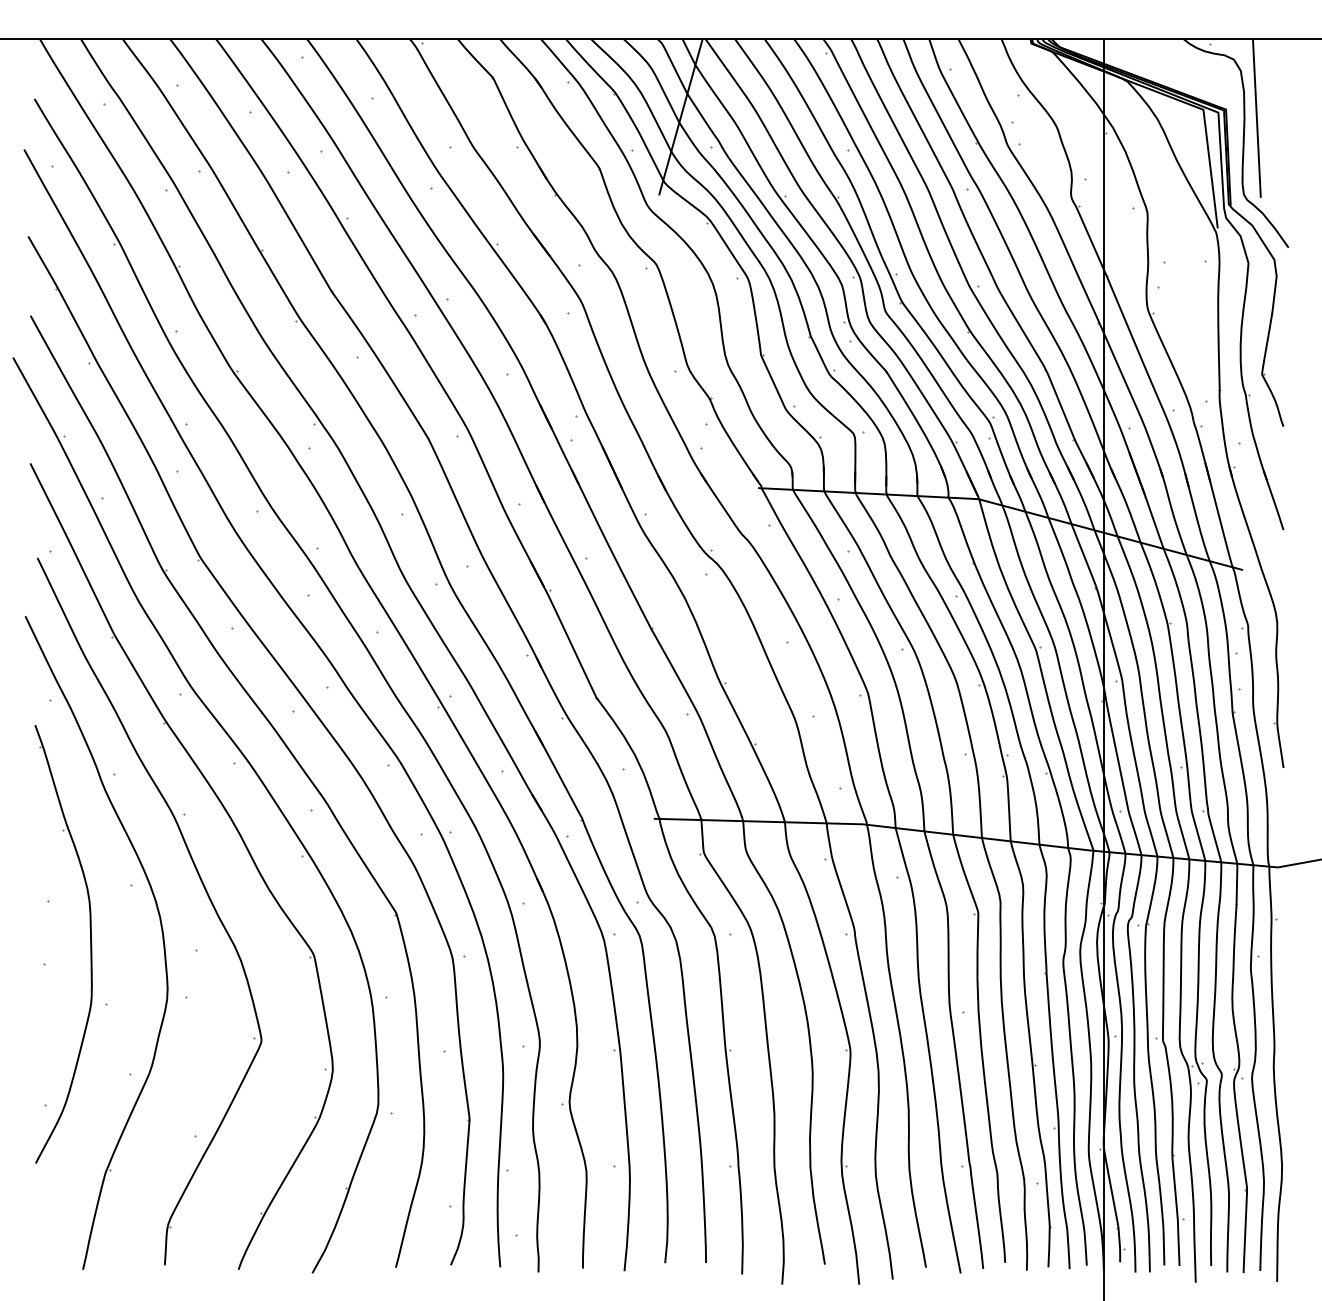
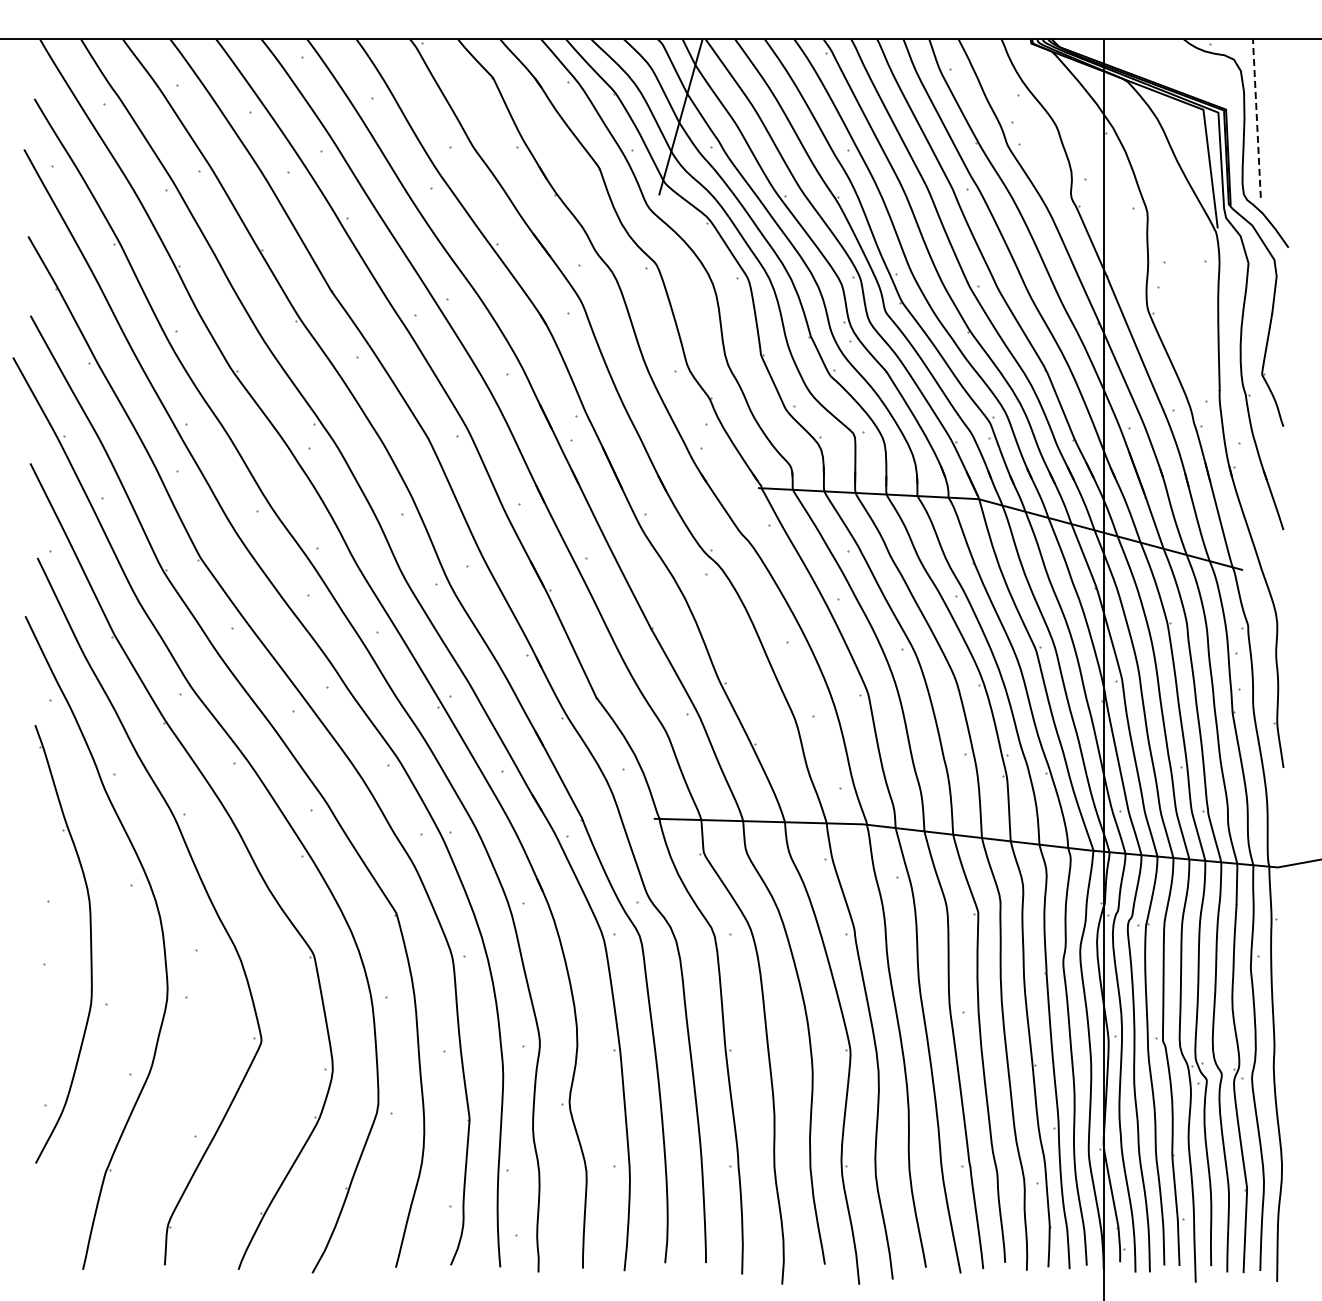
line: solid -> dashed (1256, 118)
